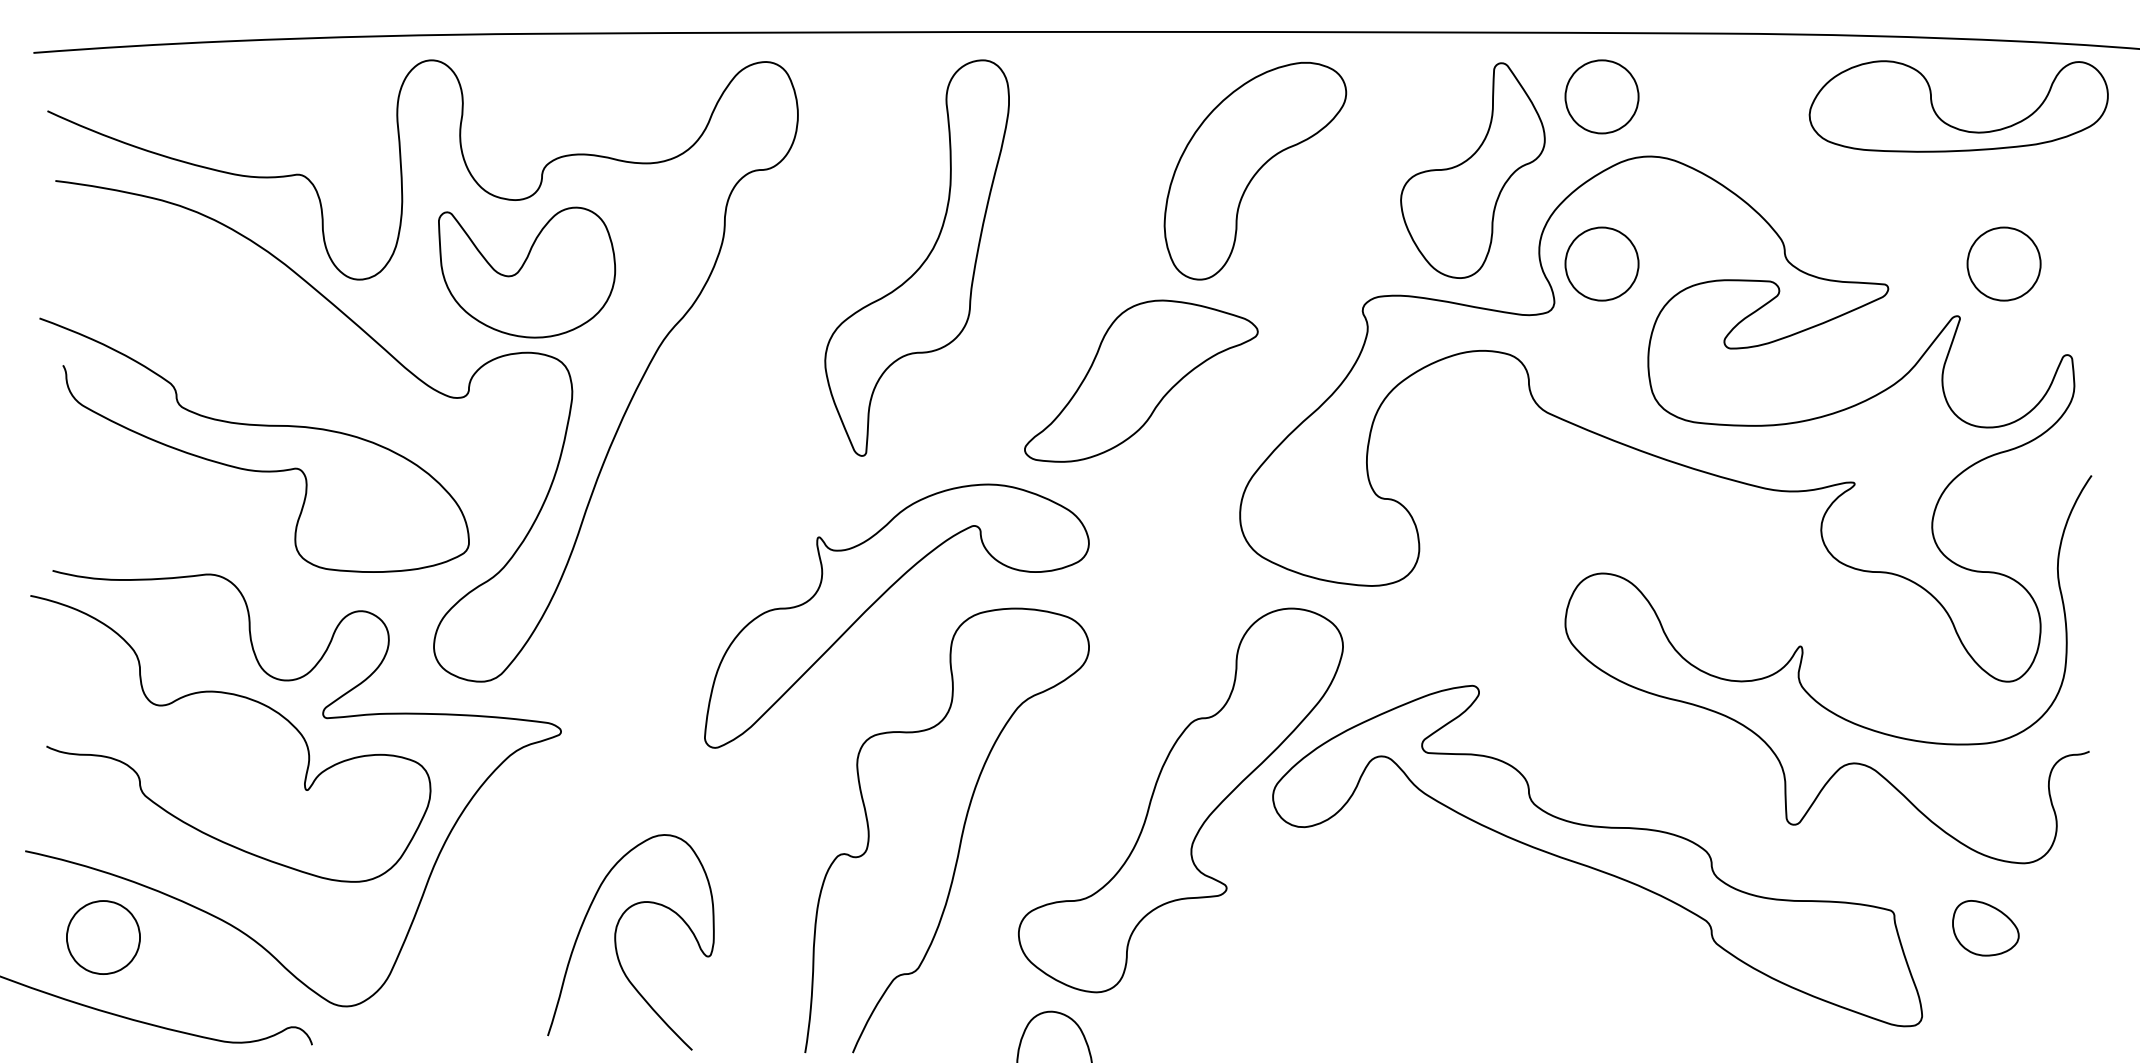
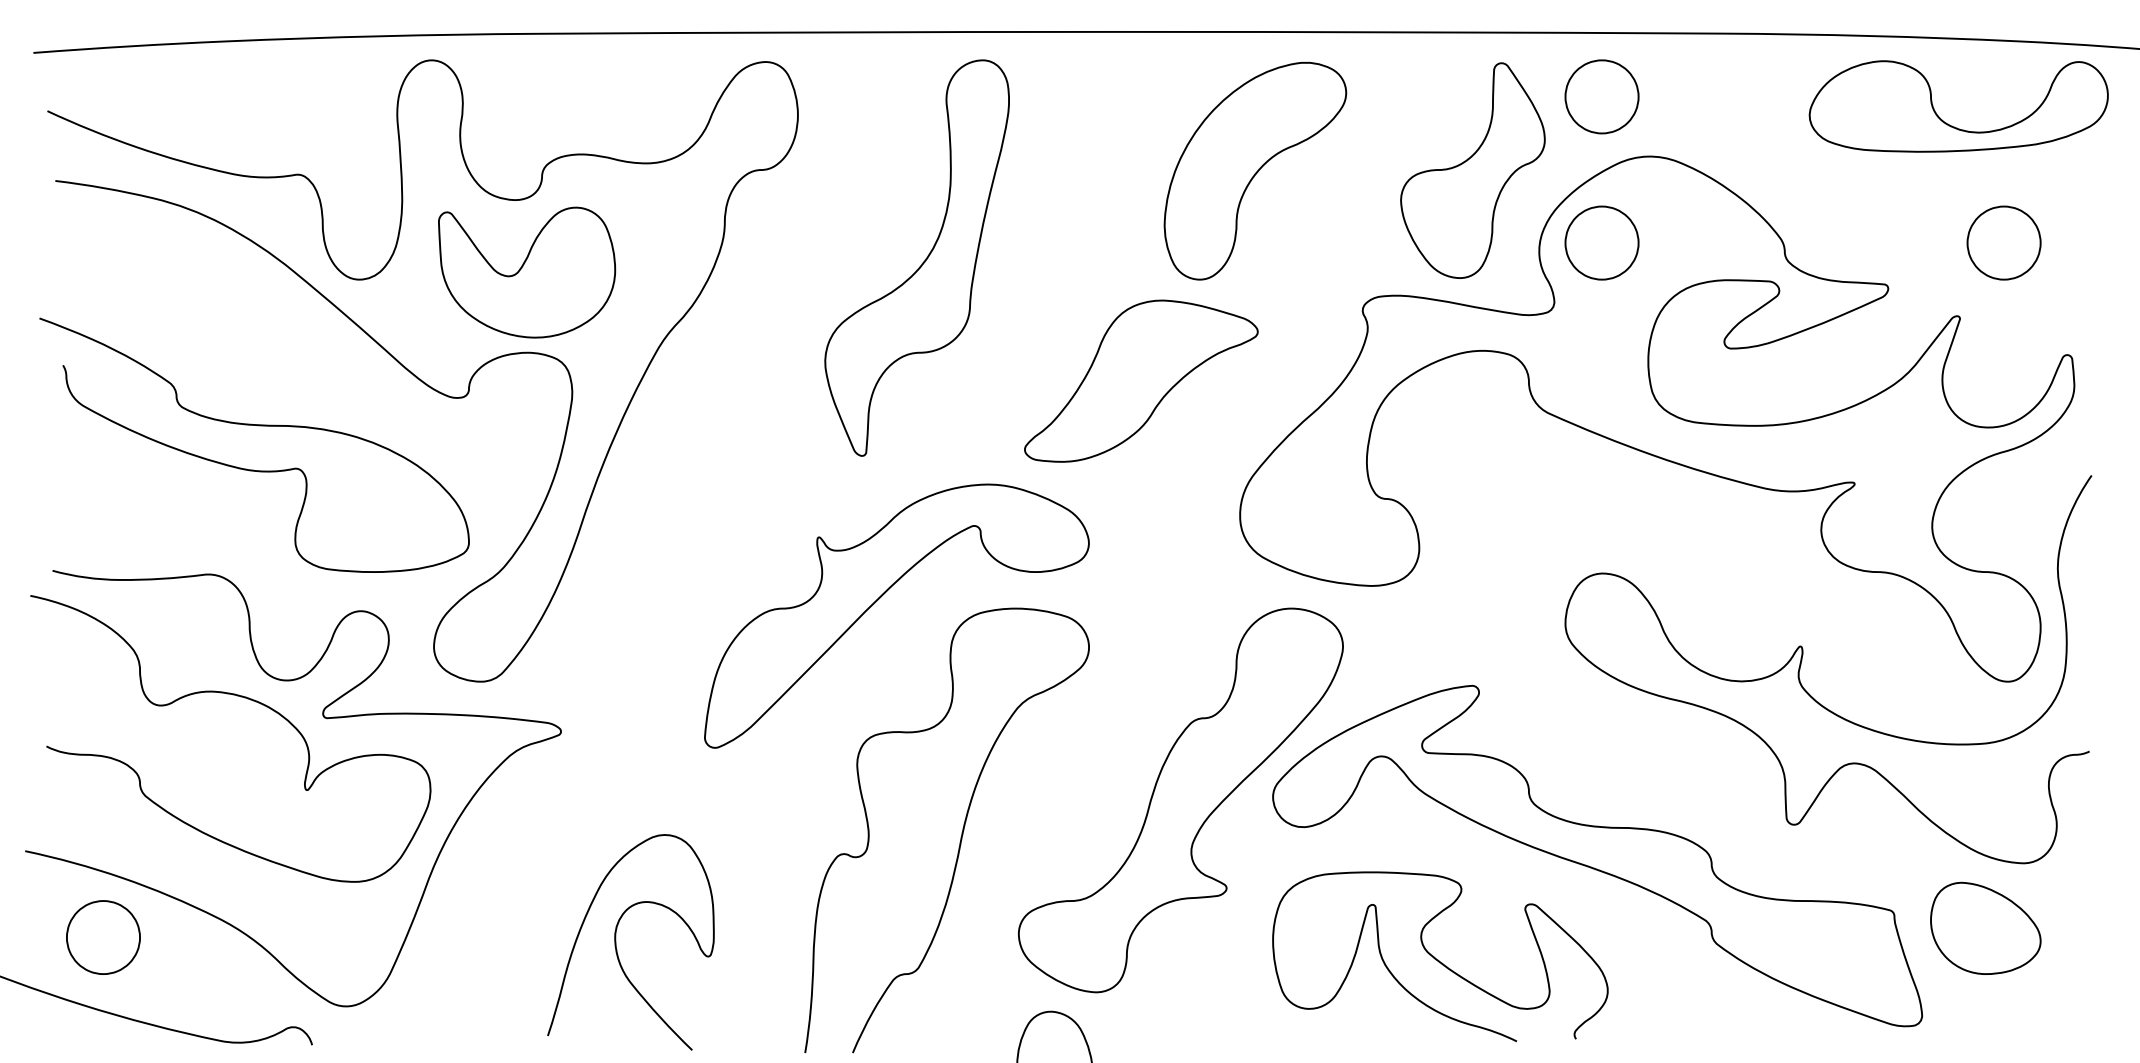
part position: (1601, 263) -> (1601, 242) (1601, 242)
part position: (2003, 263) -> (2003, 242) (2003, 242)
part size: 68x57 px -> 112x94 px (1985, 927)
curve: none -> present (1438, 959)
